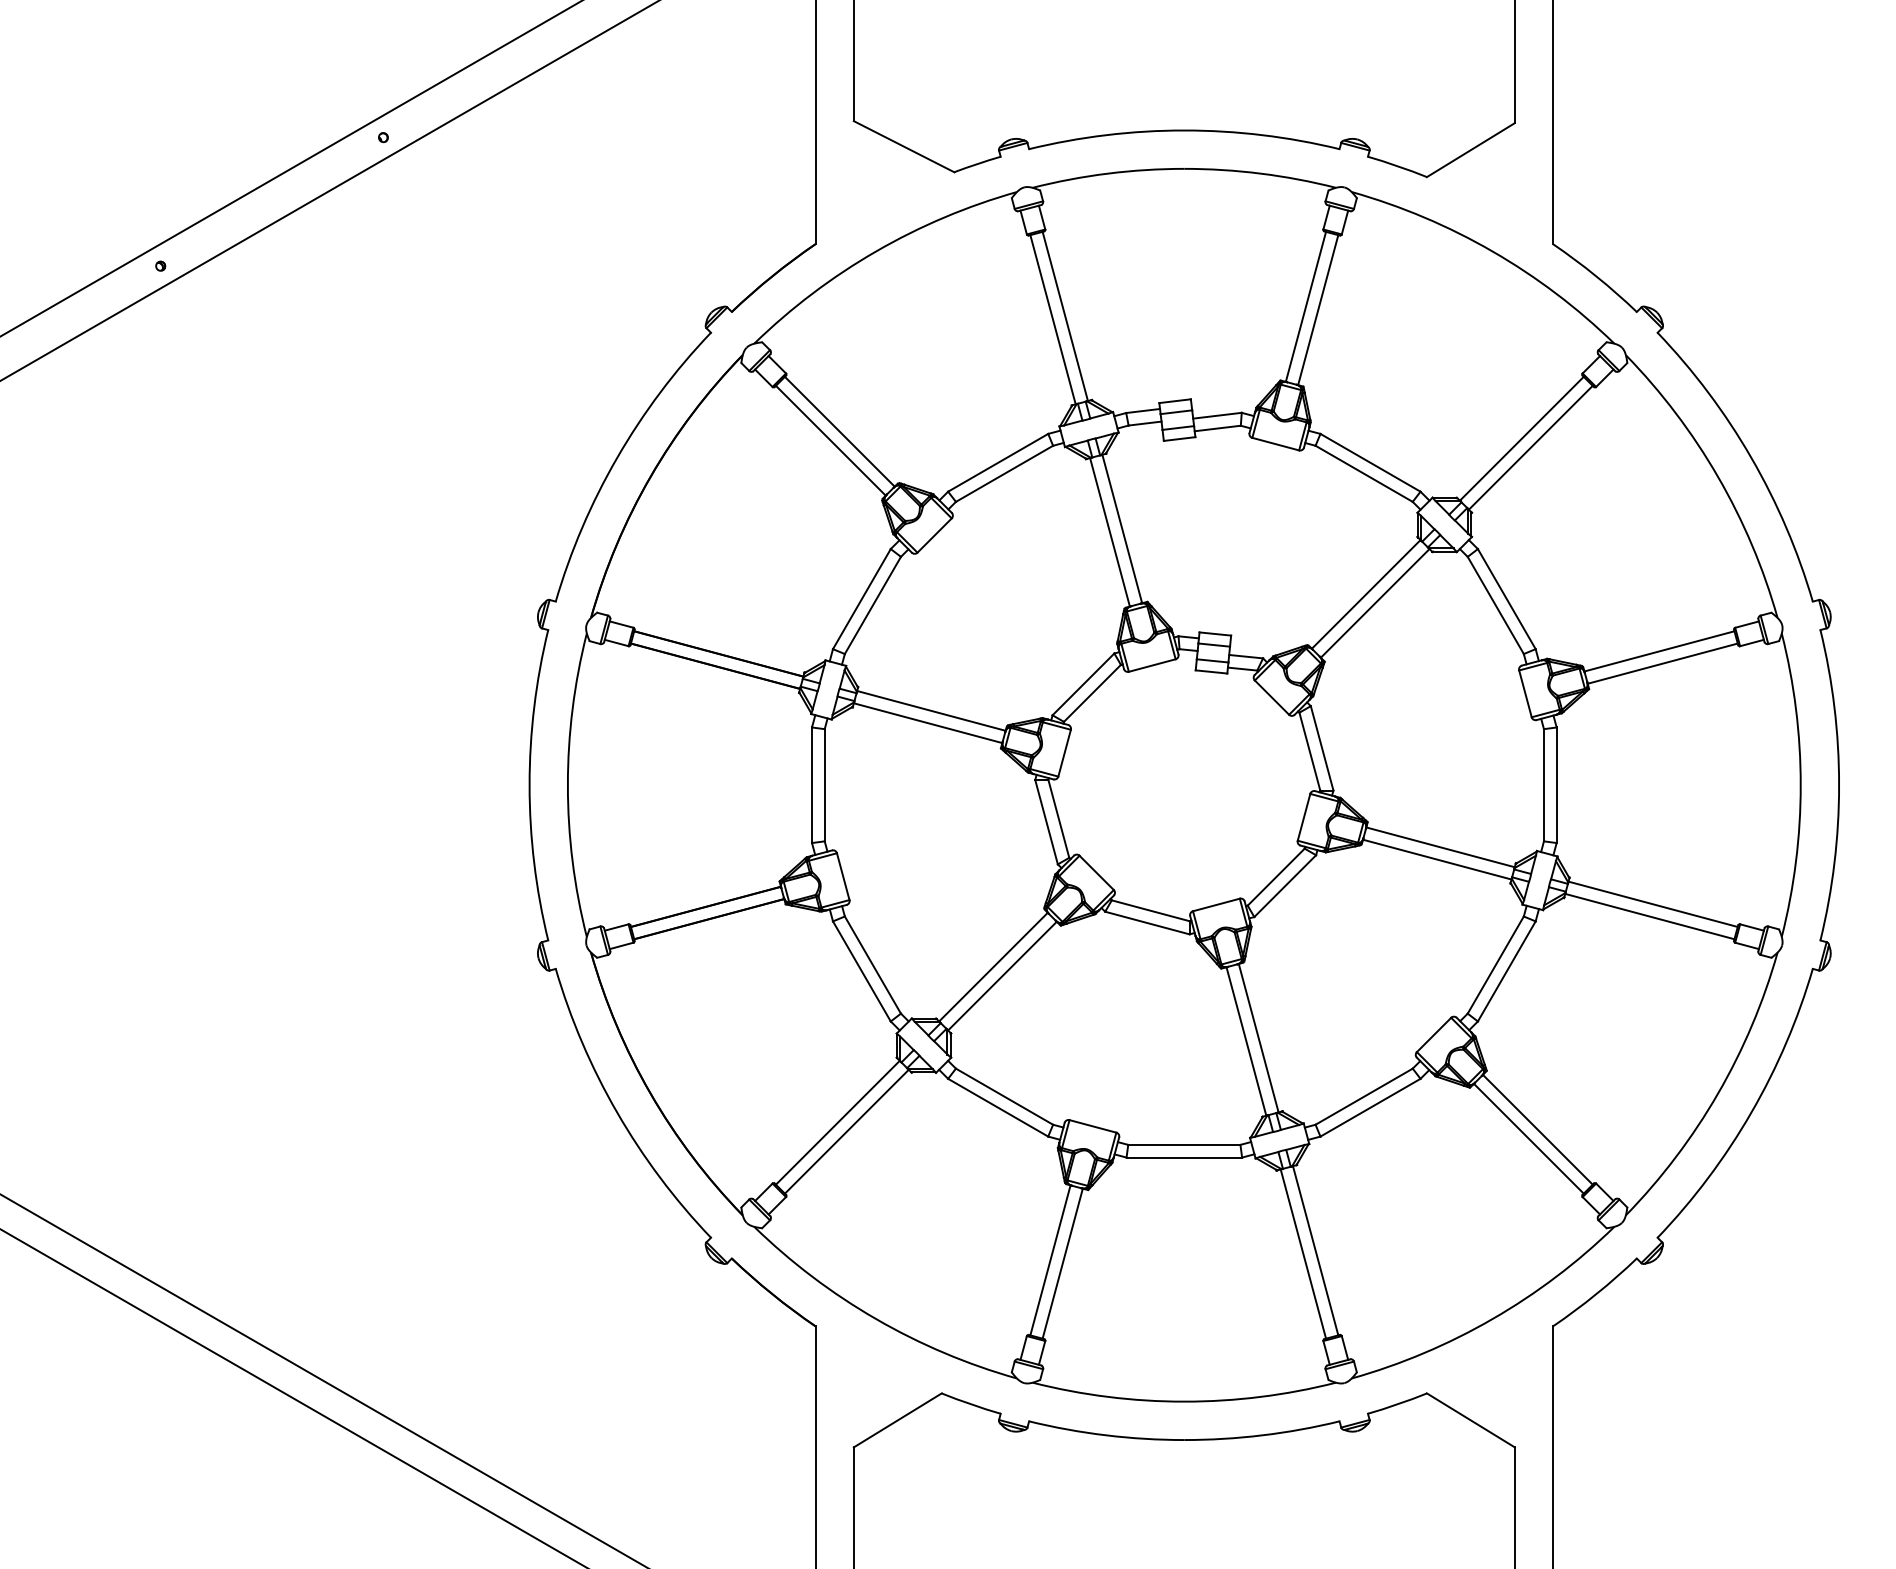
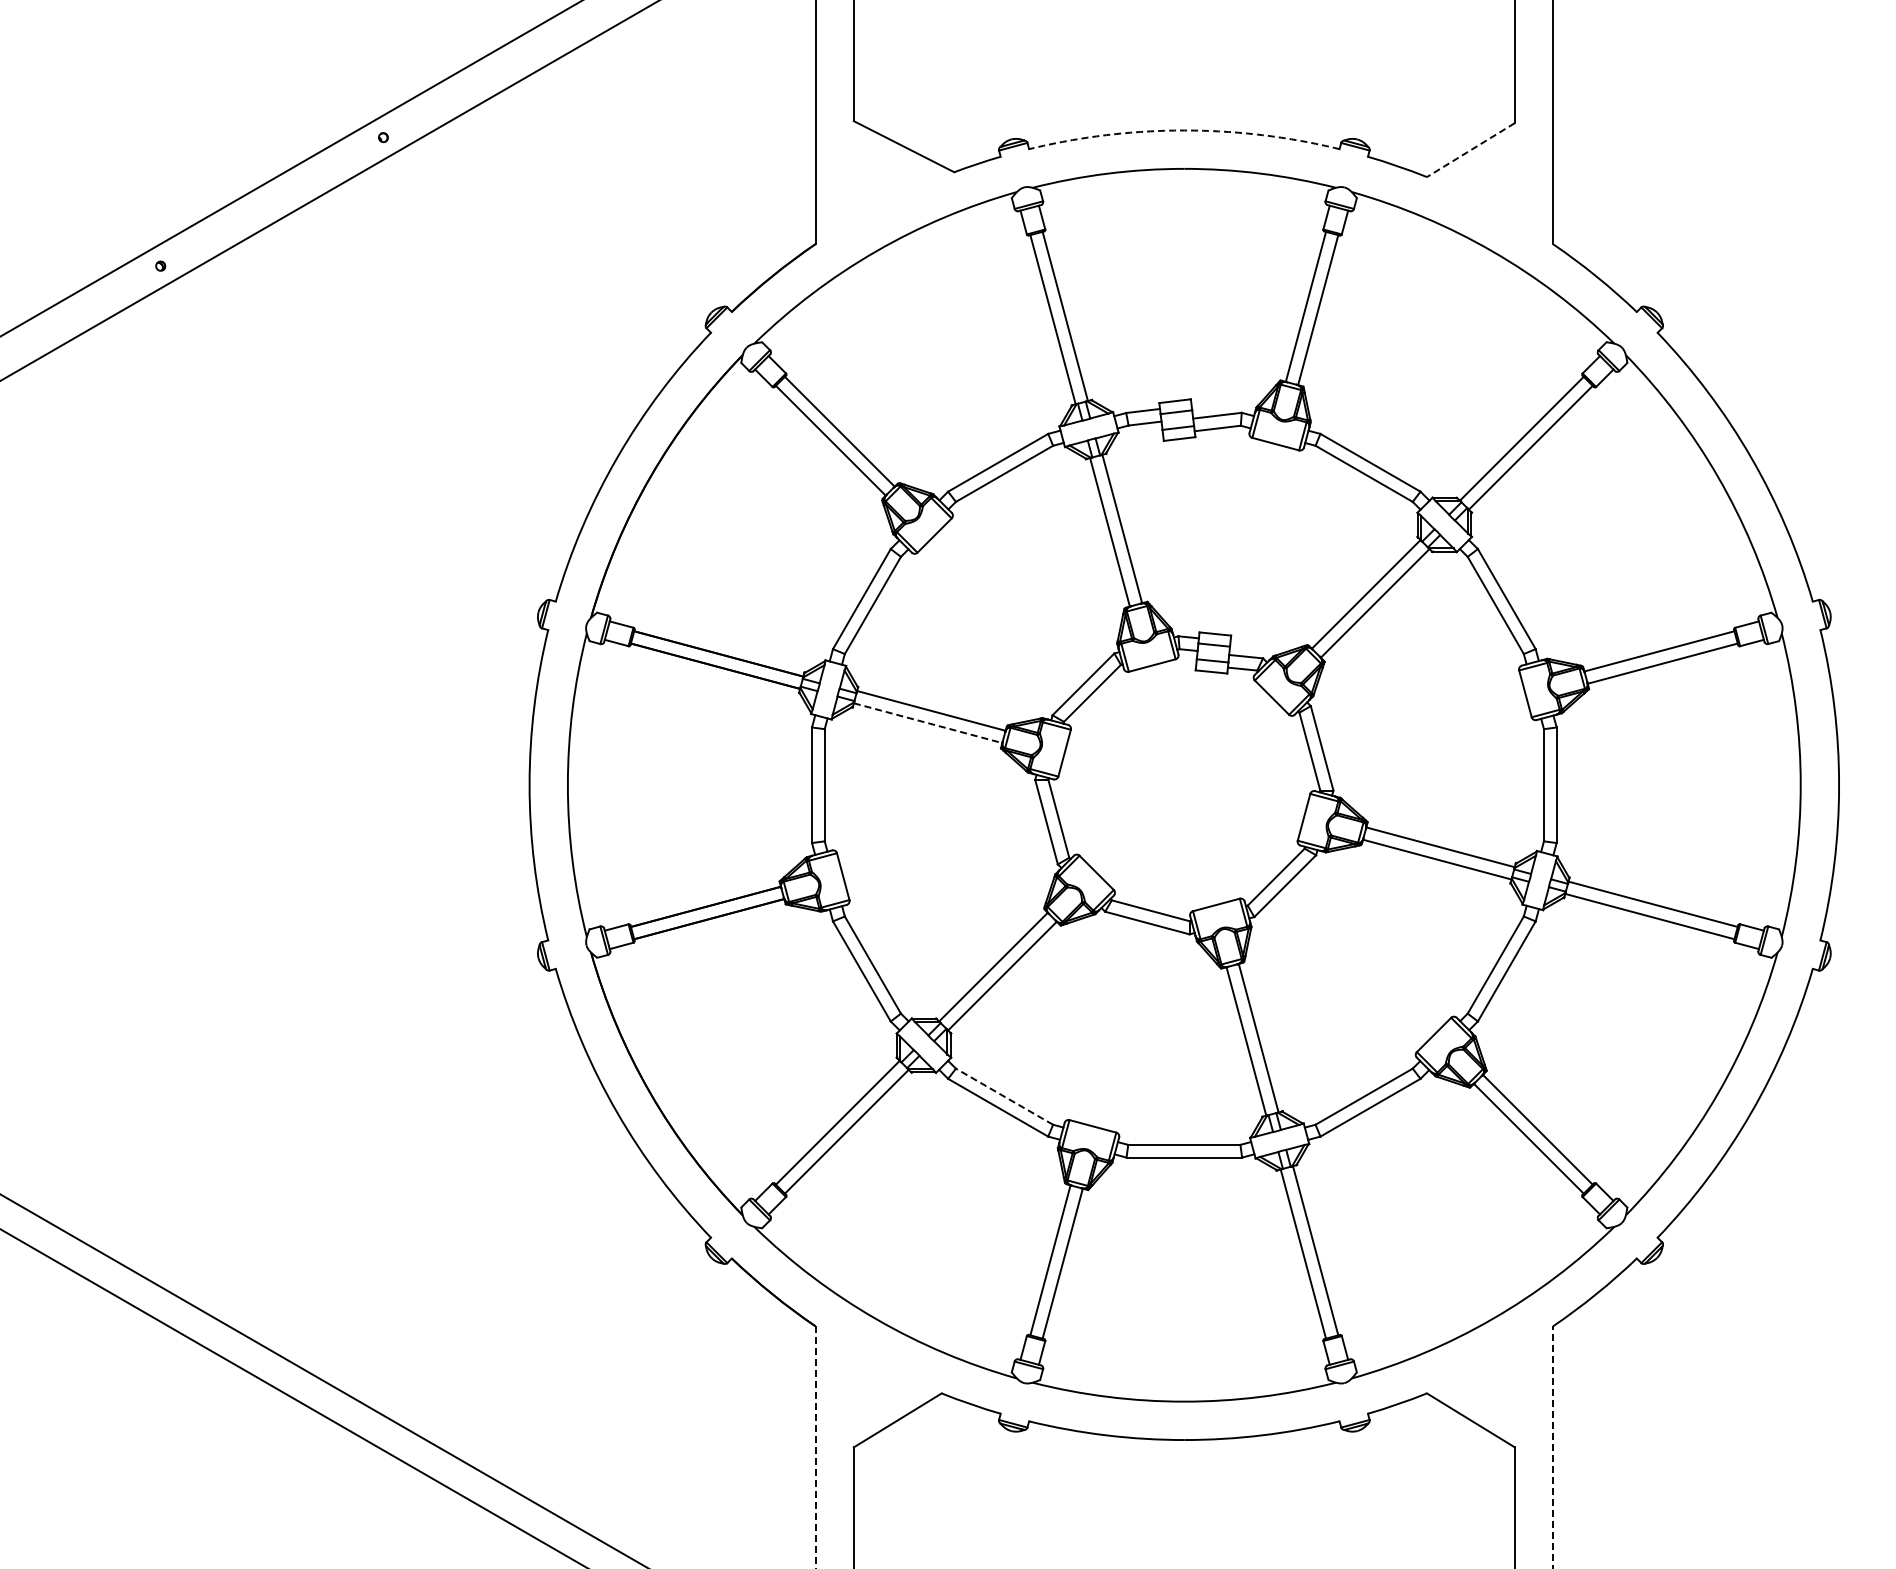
arc: solid -> dashed (1184, 130)
line: solid -> dashed (1470, 150)
line: solid -> dashed (928, 723)
line: solid -> dashed (1004, 1096)
line: solid -> dashed (815, 1447)
line: solid -> dashed (1553, 1447)
